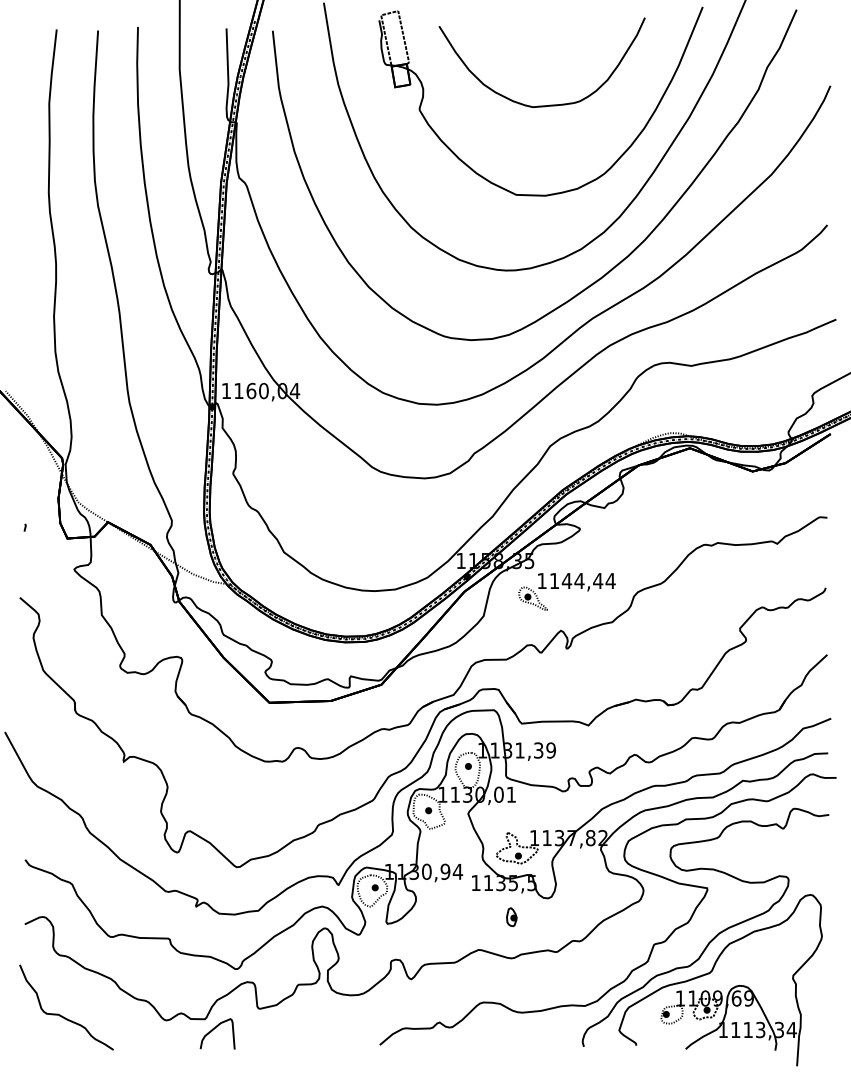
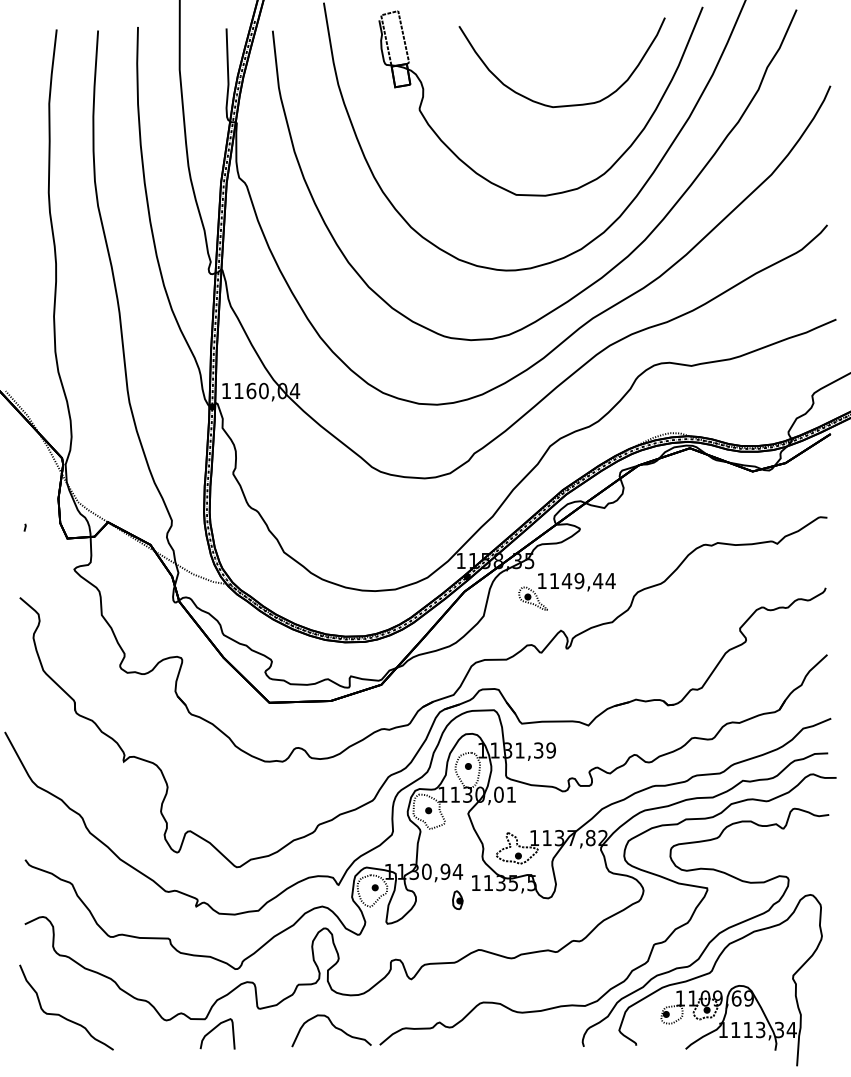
curve position: (549, 104) -> (569, 104) (569, 104)
text: 1144,44 -> 1149,44 (579, 580)
part position: (511, 916) -> (457, 899) (457, 899)
curve: none -> present (334, 1027)
